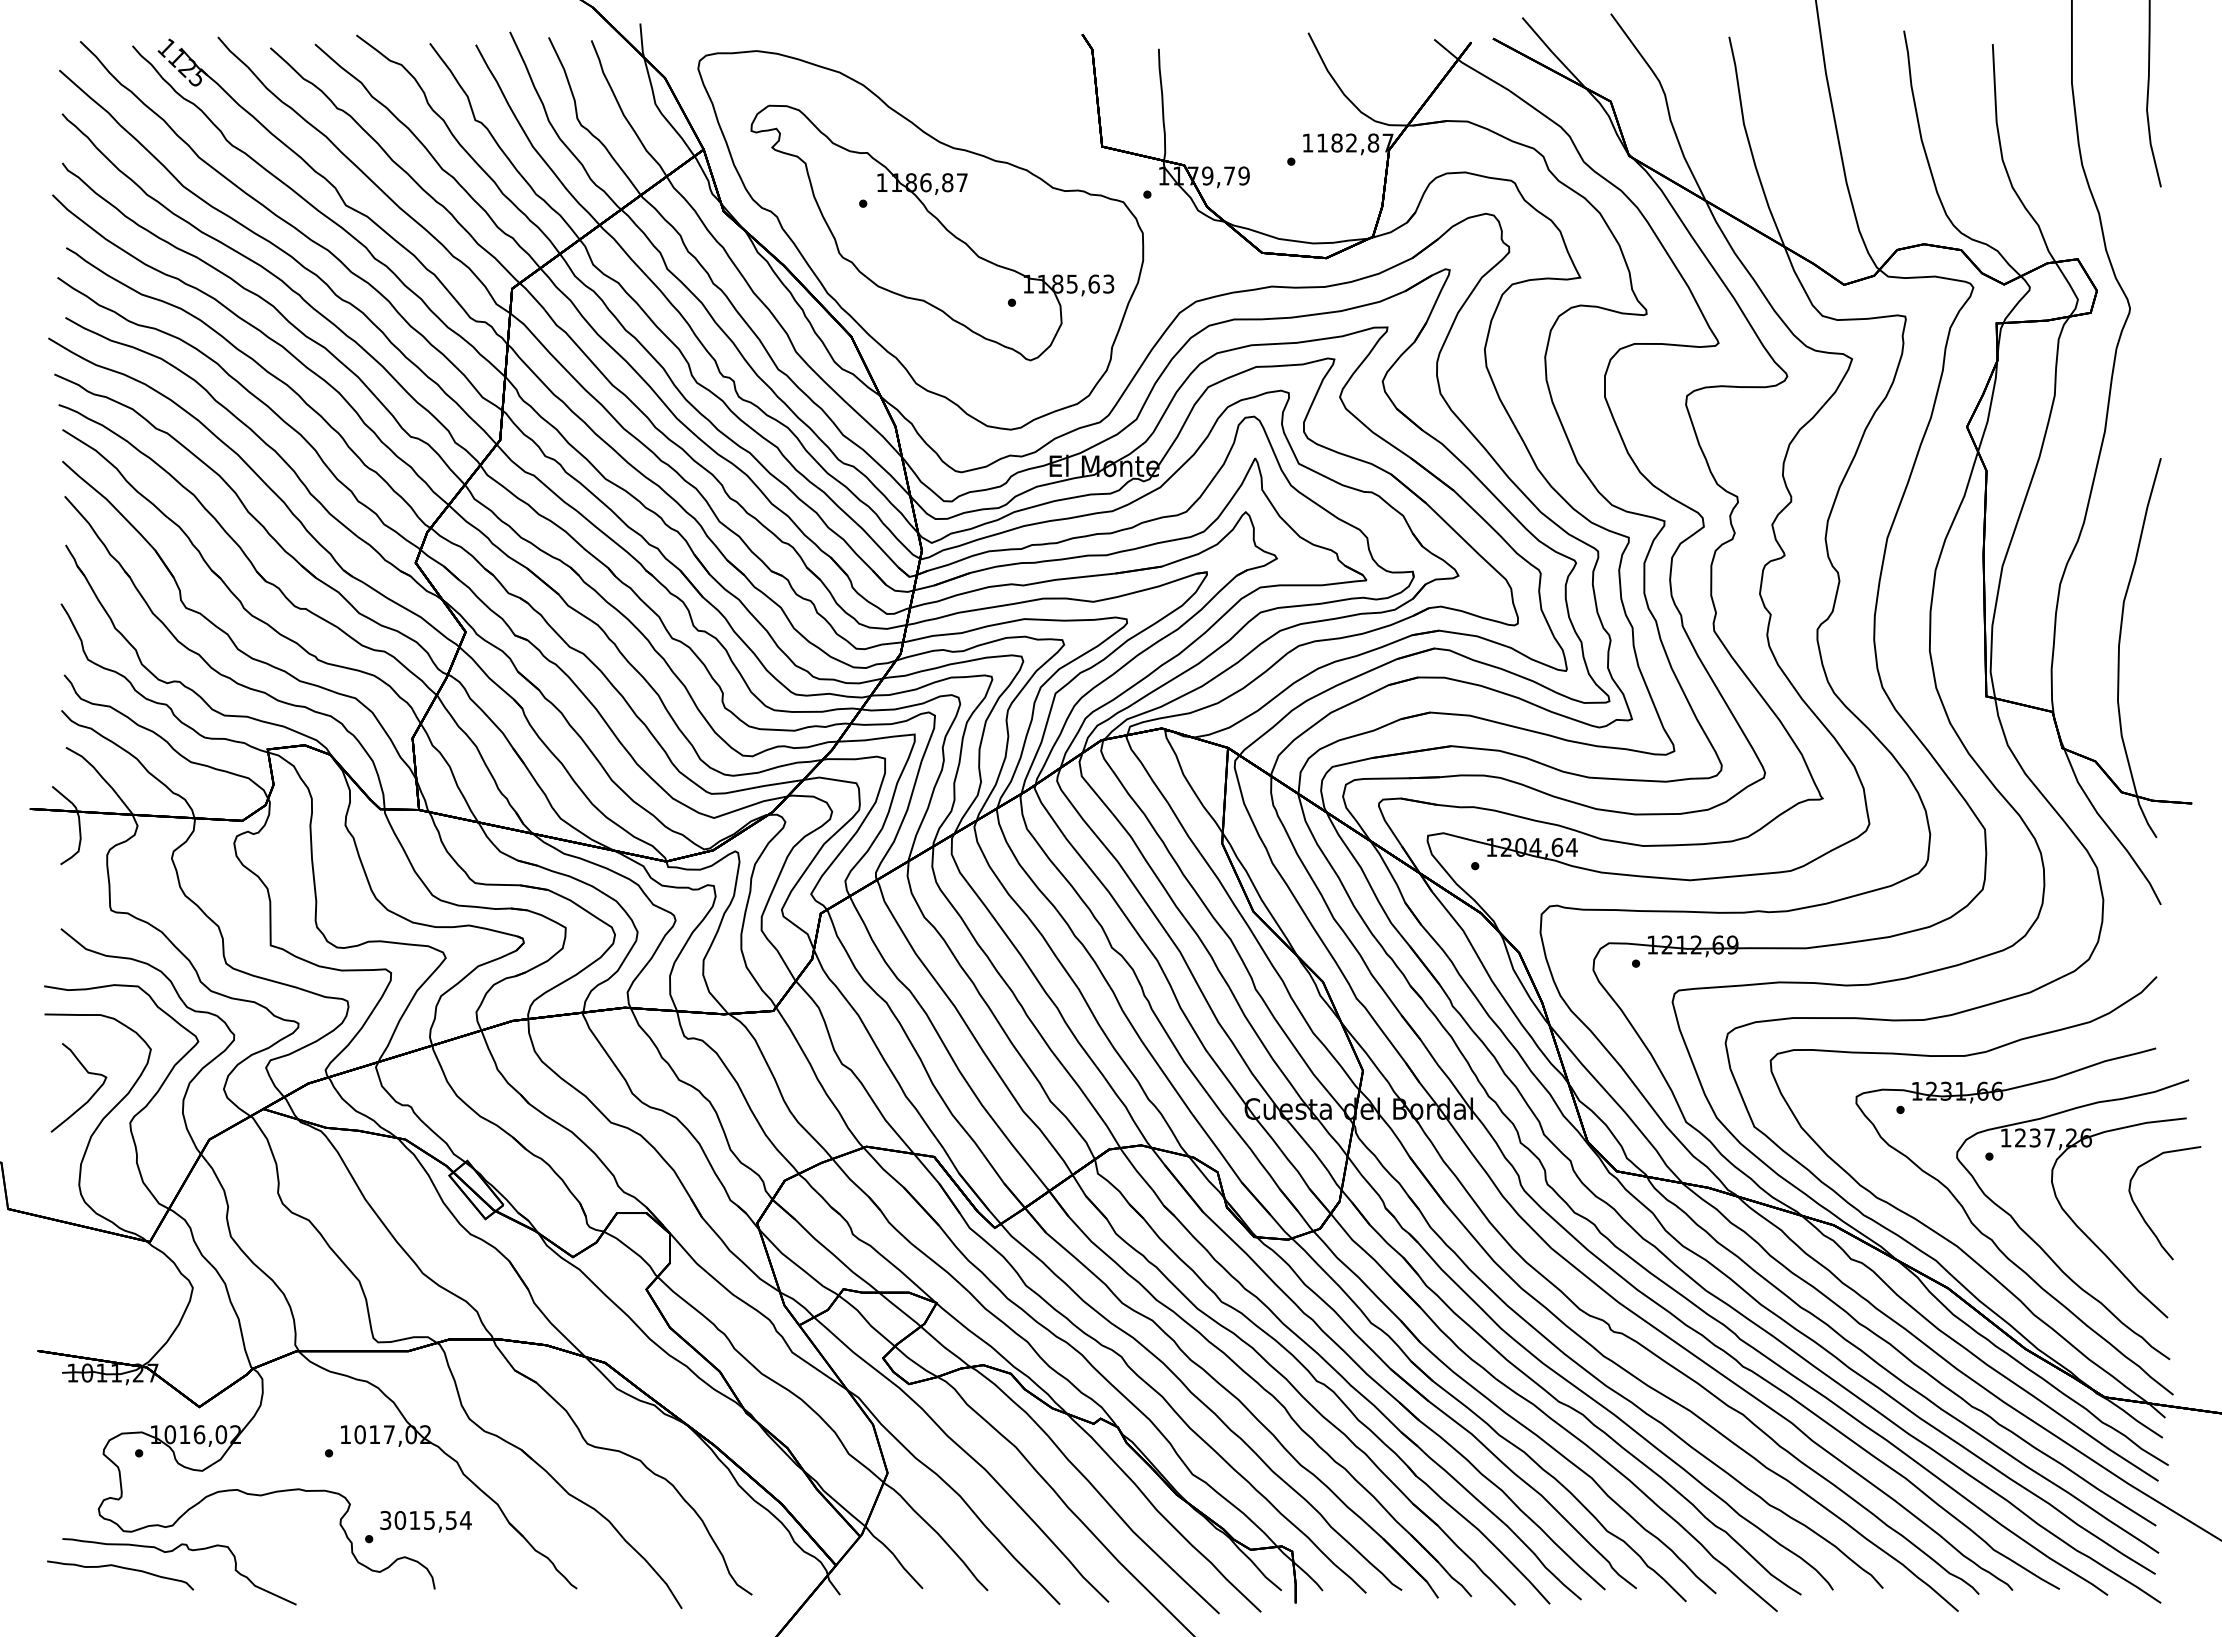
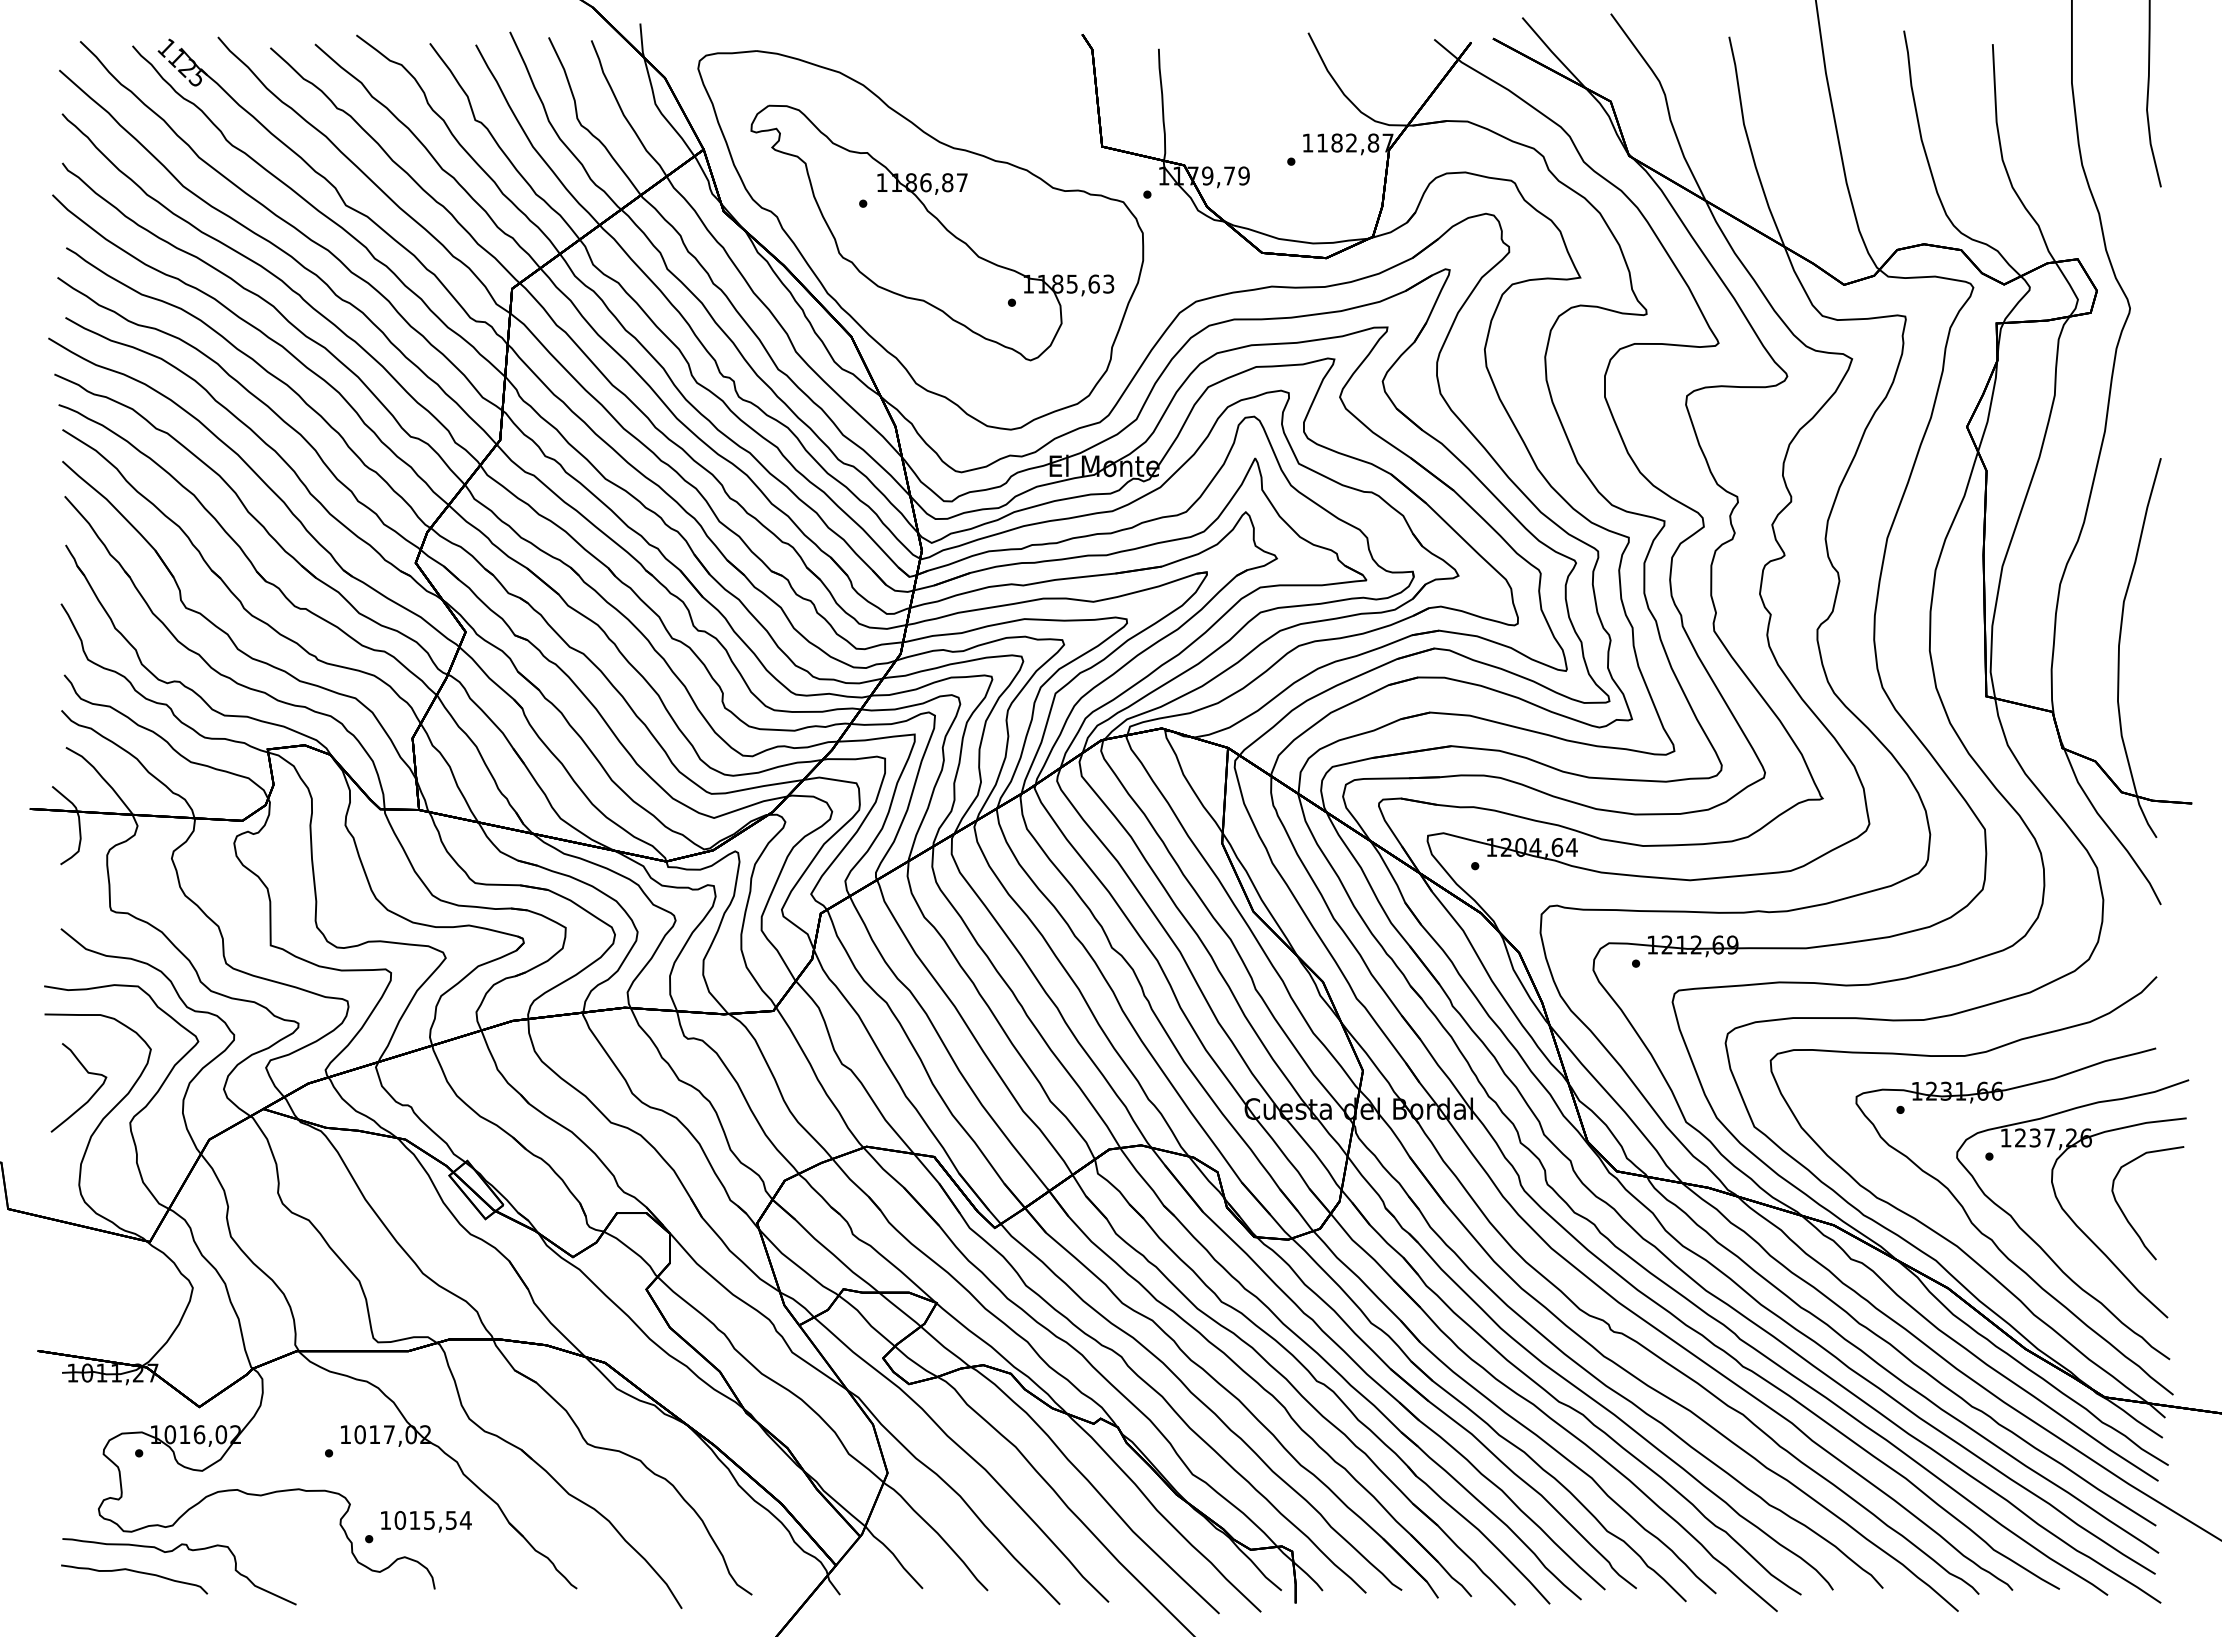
curve position: (2143, 1216) -> (2126, 1216) (2126, 1216)
text: 3015,54 -> 1015,54 (385, 1520)
curve position: (120, 1568) -> (134, 1572) (134, 1572)
